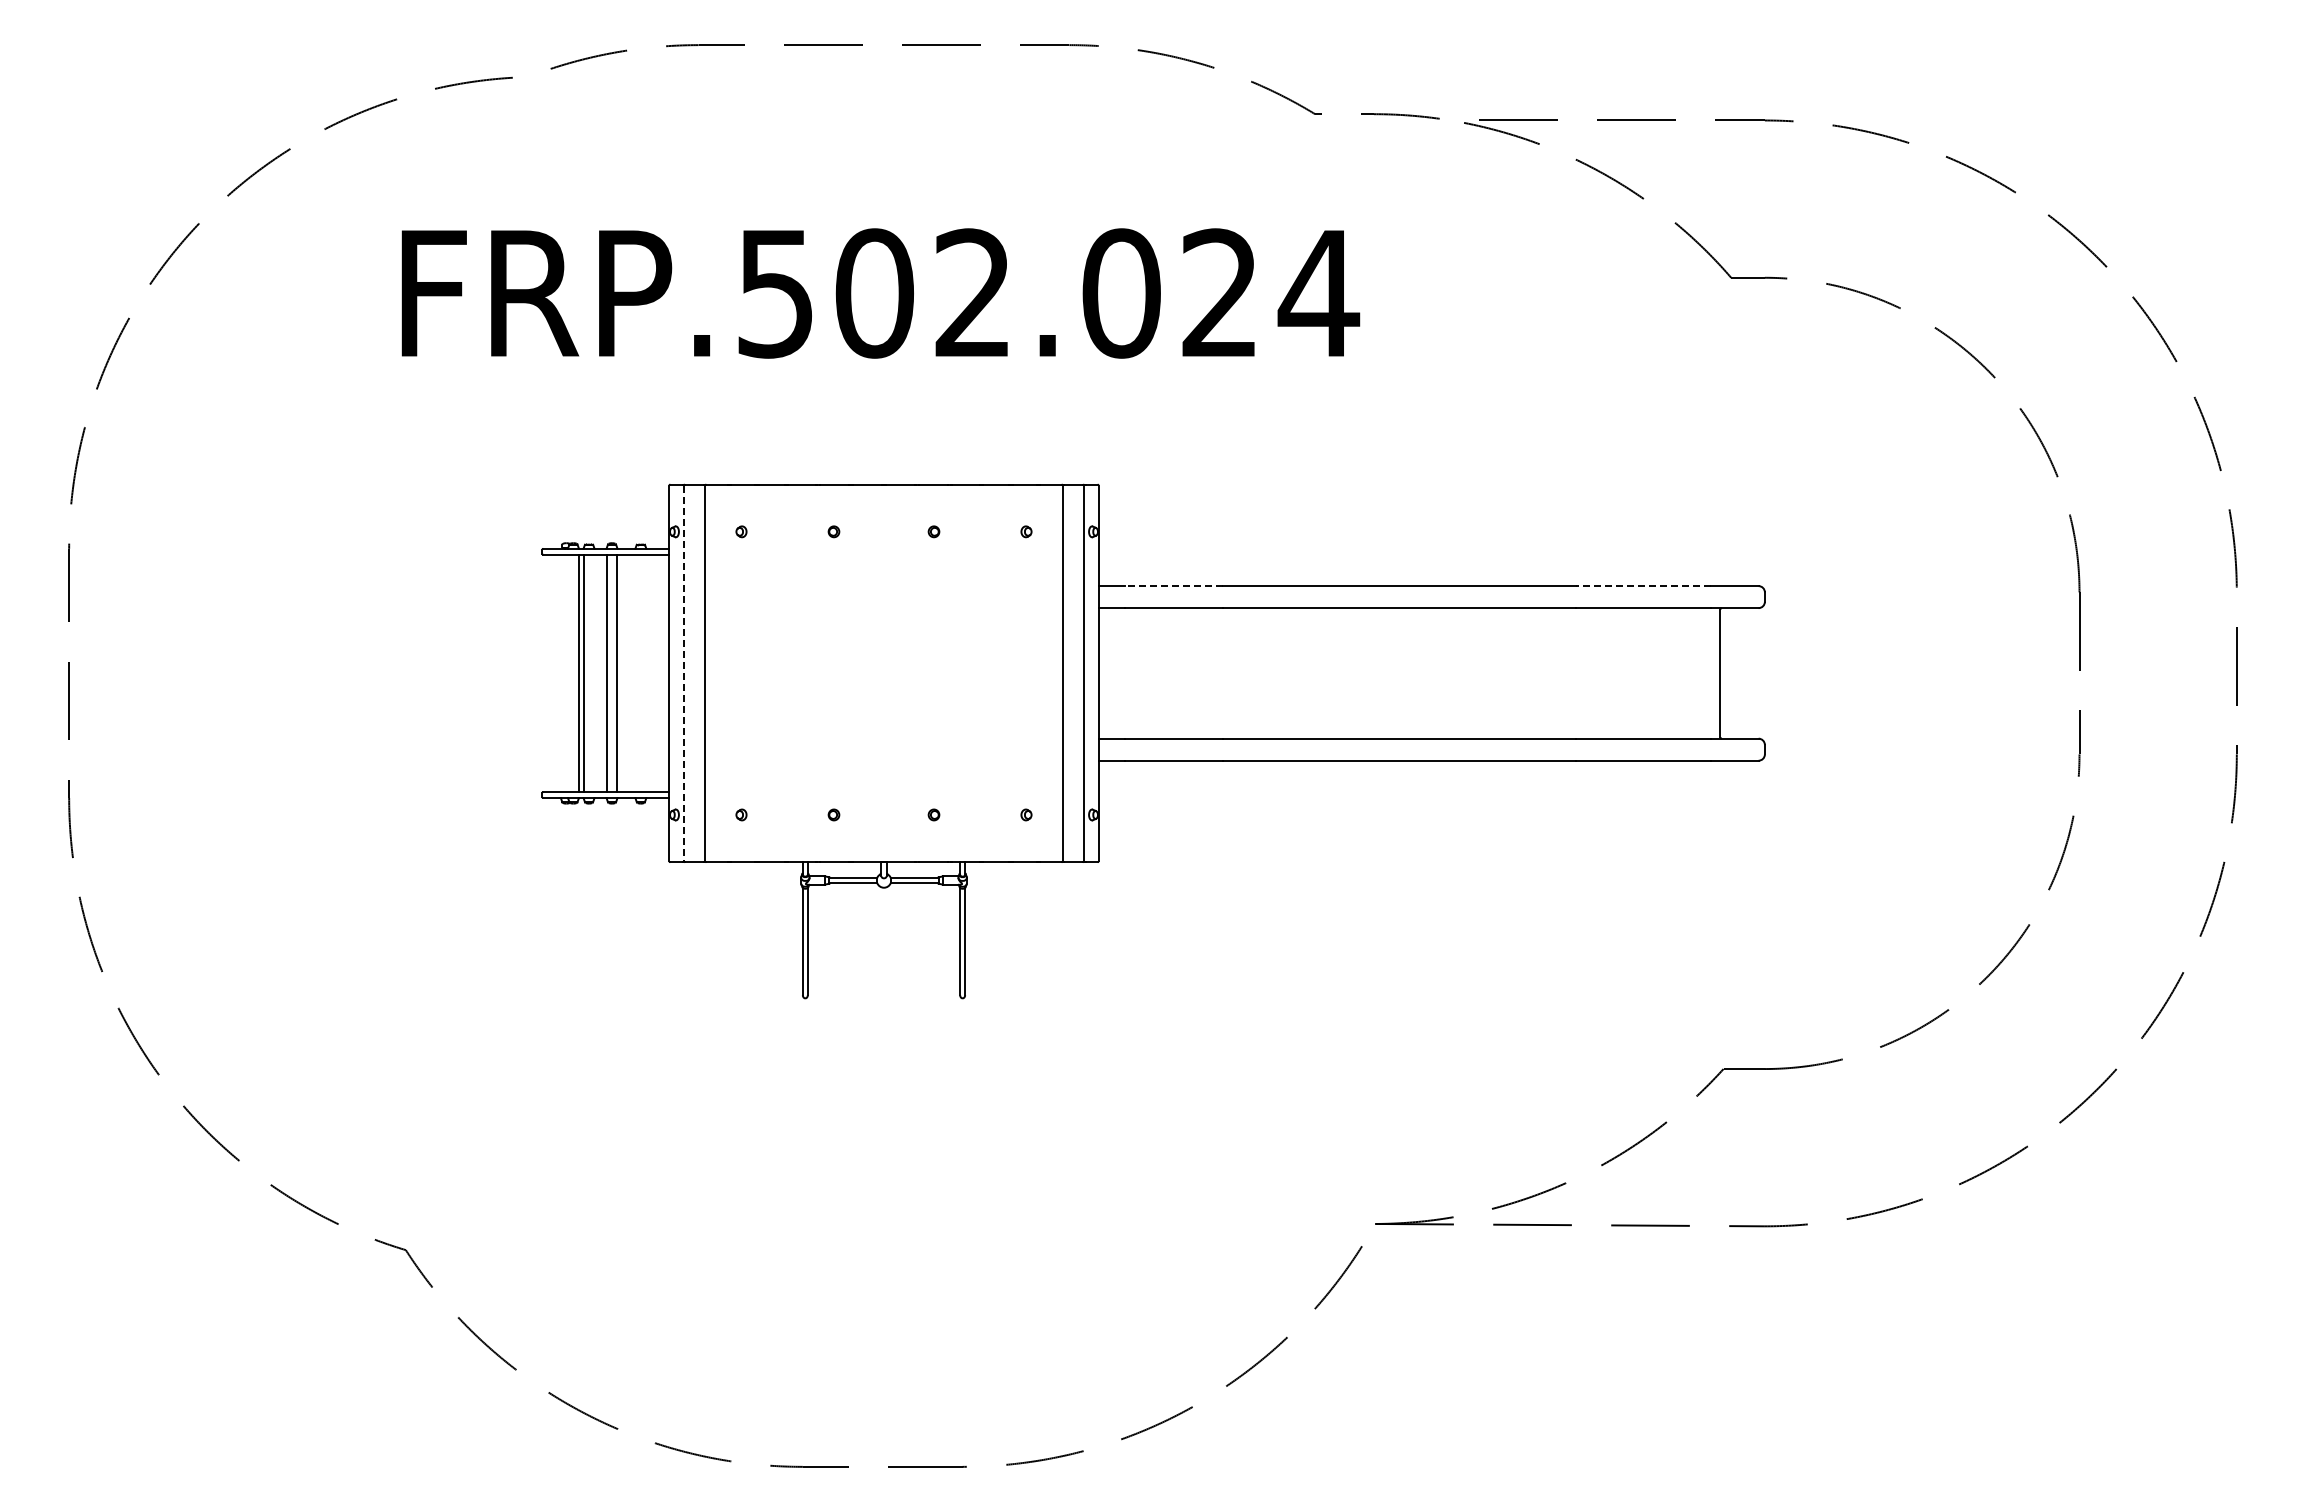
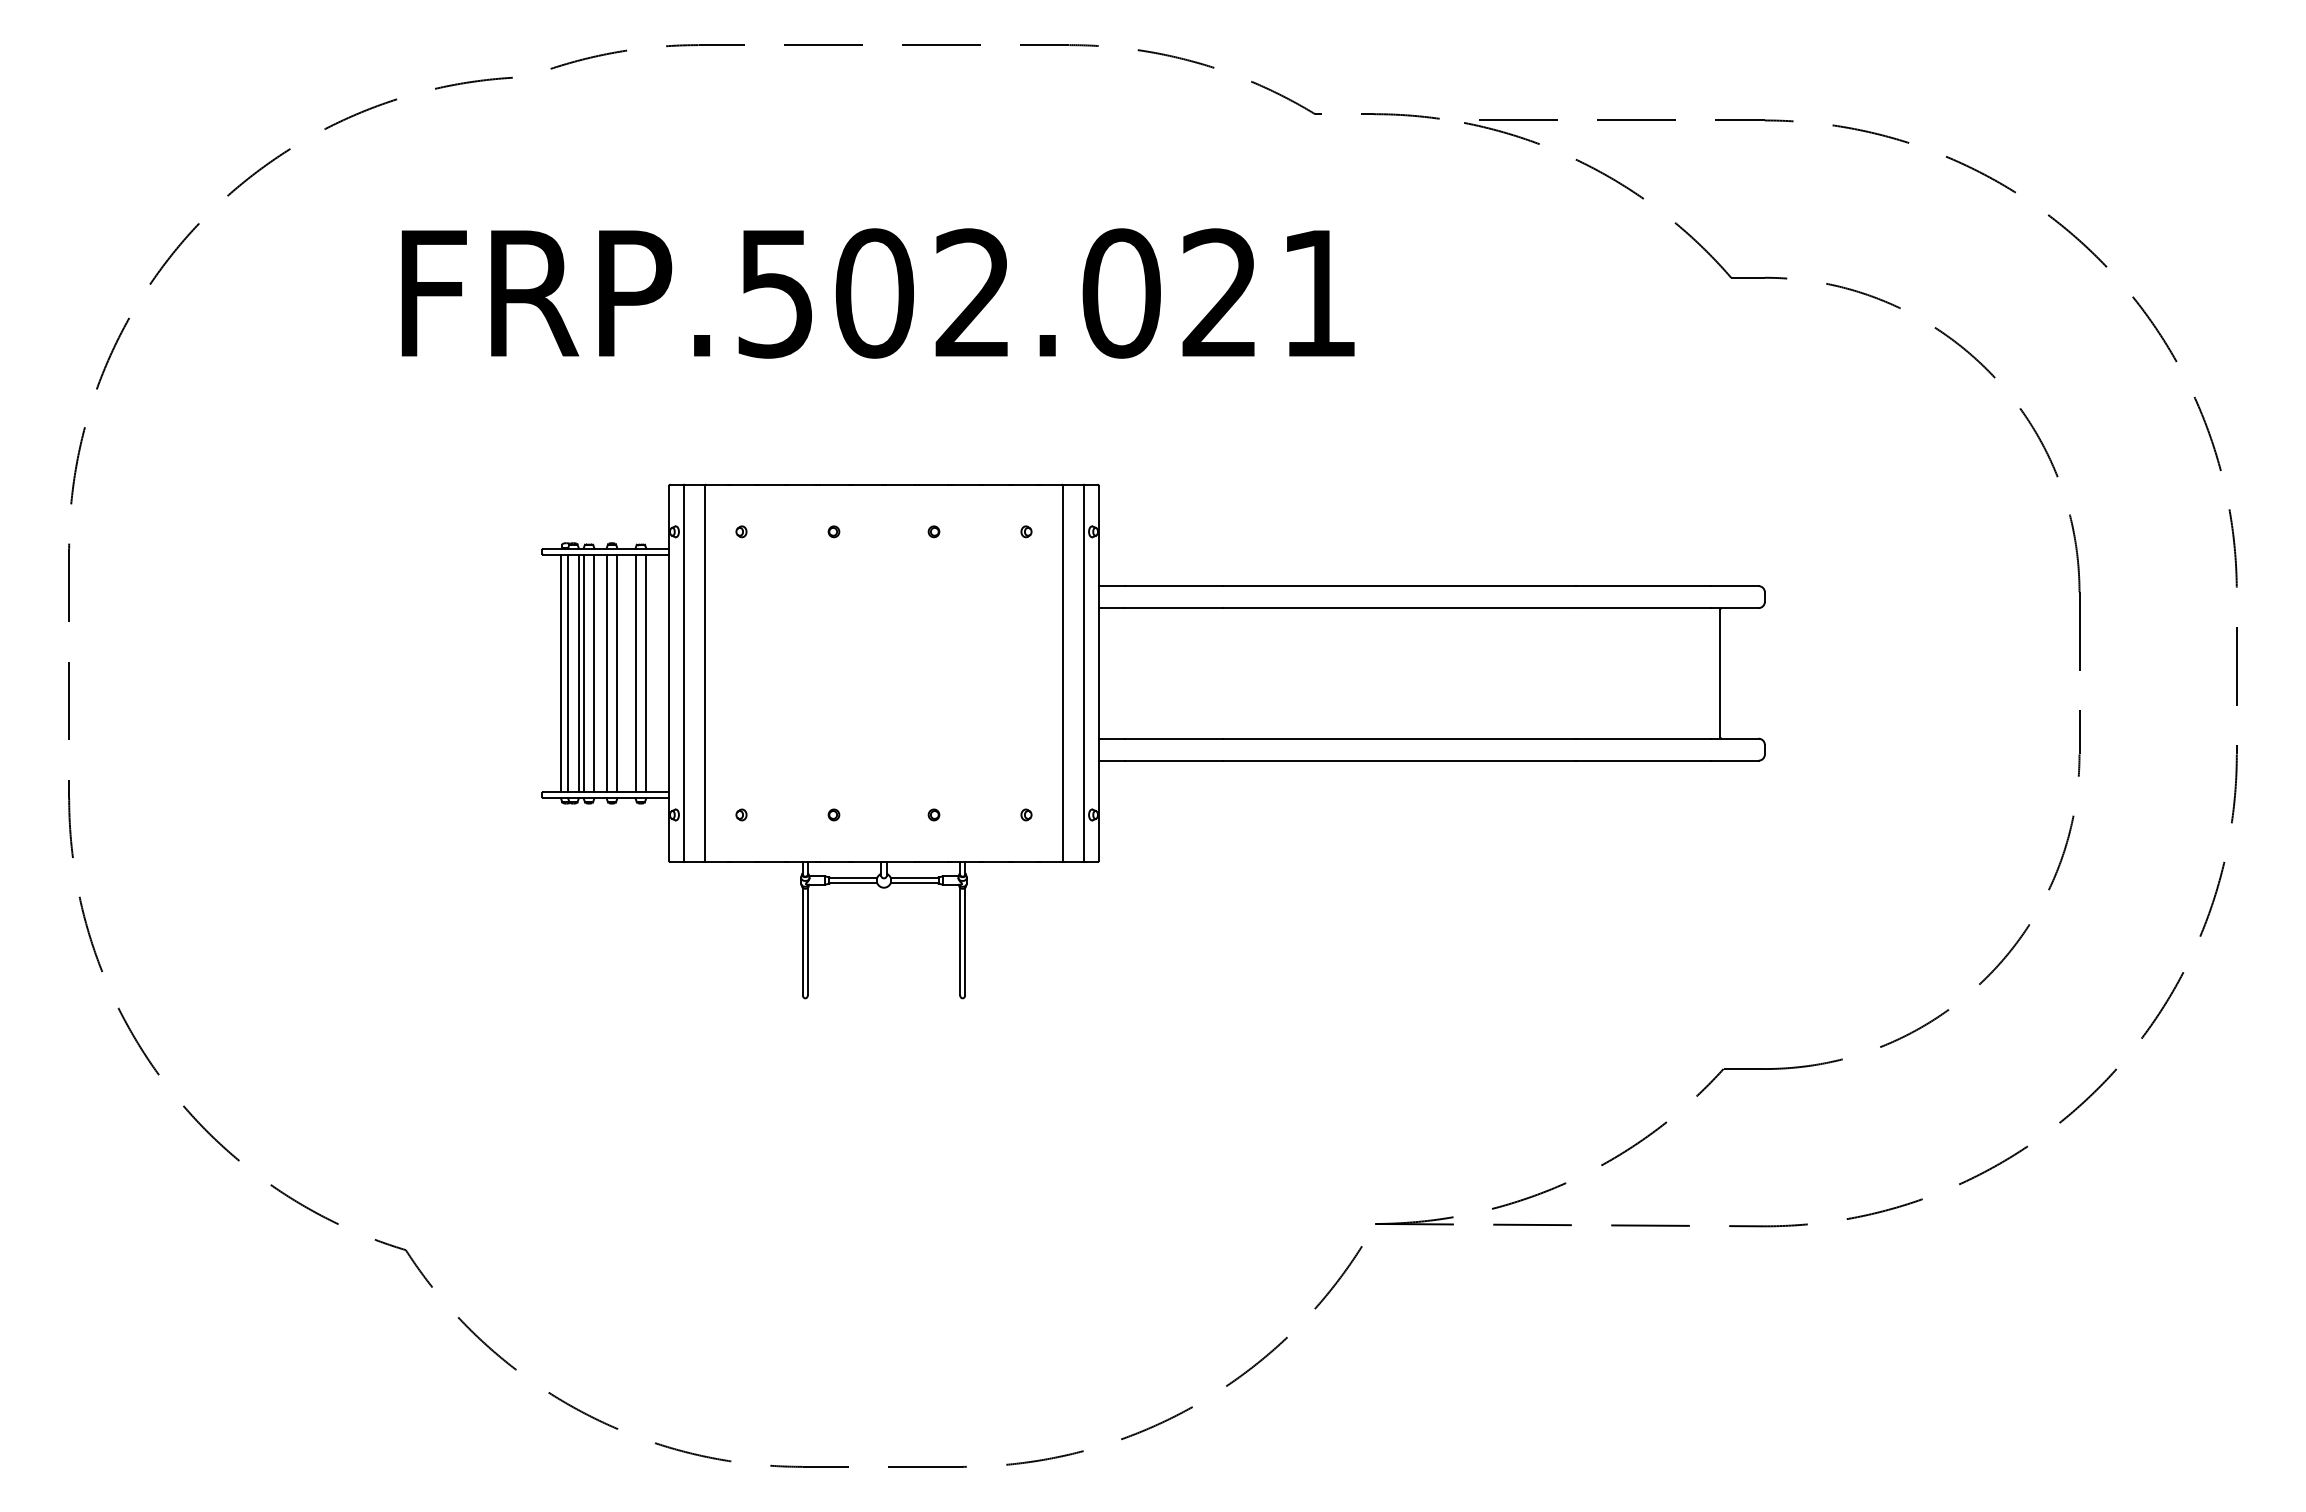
text: FRP.502.024 -> FRP.502.021 (1318, 293)
line: dashed -> solid (1173, 586)
line: dashed -> solid (1643, 586)
line: none -> present (561, 673)
line: none -> present (568, 673)
line: none -> present (594, 673)
line: none -> present (635, 673)
line: none -> present (645, 673)
line: dashed -> solid (683, 673)
